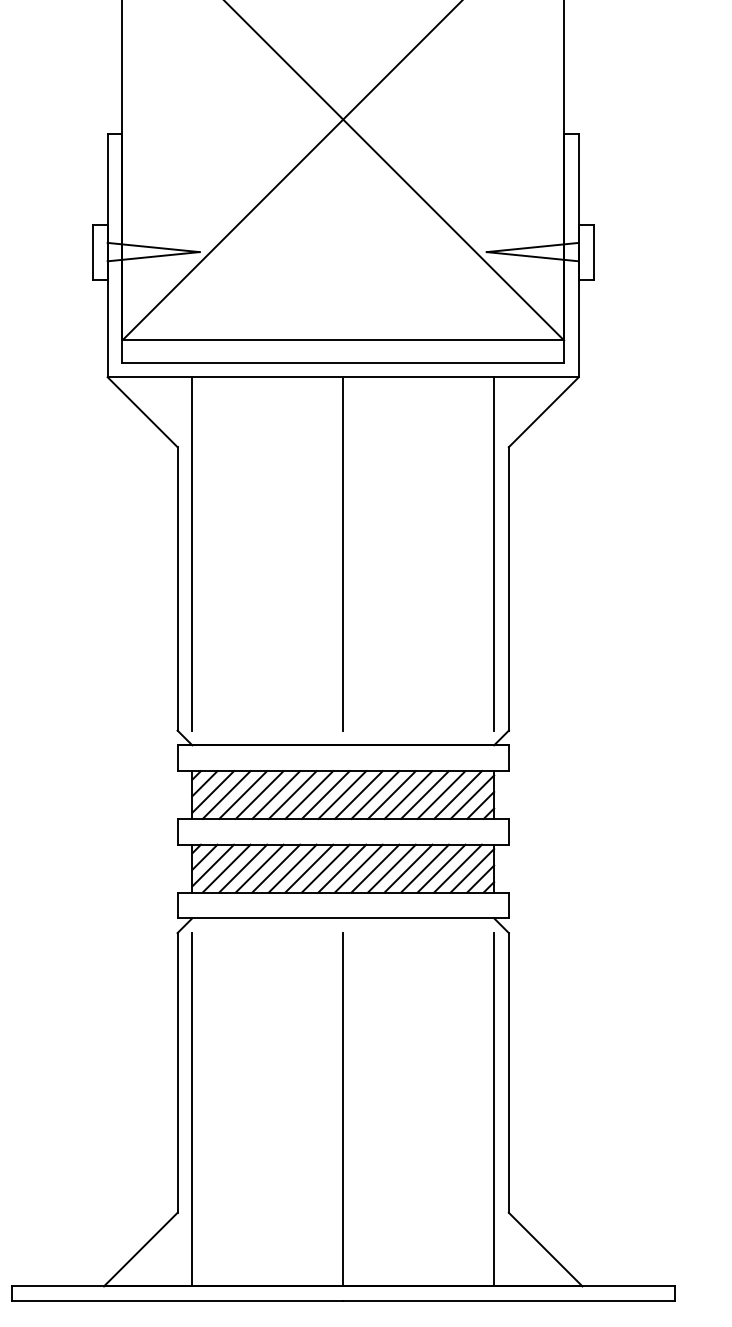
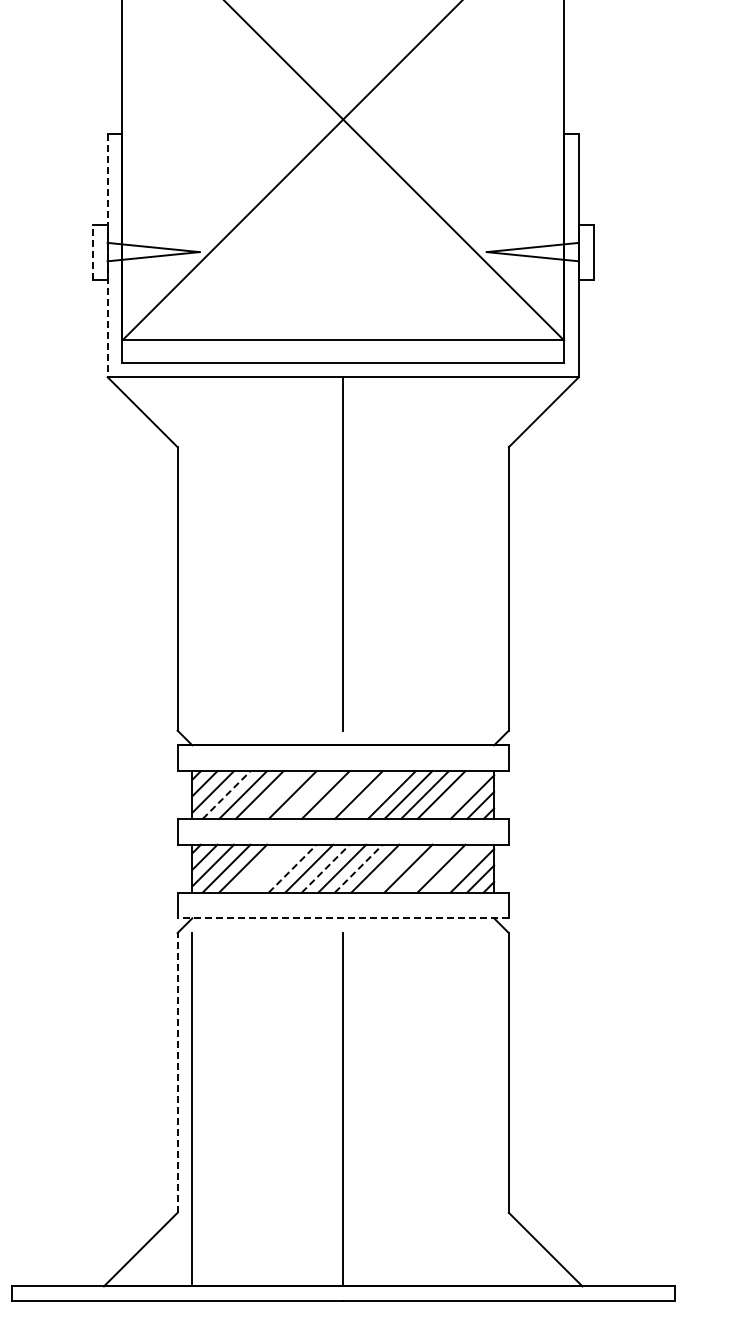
line: solid -> dashed (92, 252)
line: solid -> dashed (107, 256)
line: present -> none (192, 553)
line: present -> none (494, 553)
line: present -> none (276, 794)
line: present -> none (309, 794)
line: present -> none (342, 794)
line: present -> none (375, 794)
line: present -> none (458, 794)
line: solid -> dashed (226, 795)
line: present -> none (259, 868)
line: present -> none (276, 868)
line: solid -> dashed (292, 868)
line: solid -> dashed (325, 868)
line: solid -> dashed (358, 868)
line: present -> none (391, 868)
line: present -> none (424, 868)
line: present -> none (458, 868)
line: solid -> dashed (343, 918)
line: solid -> dashed (177, 1072)
line: present -> none (494, 1109)
